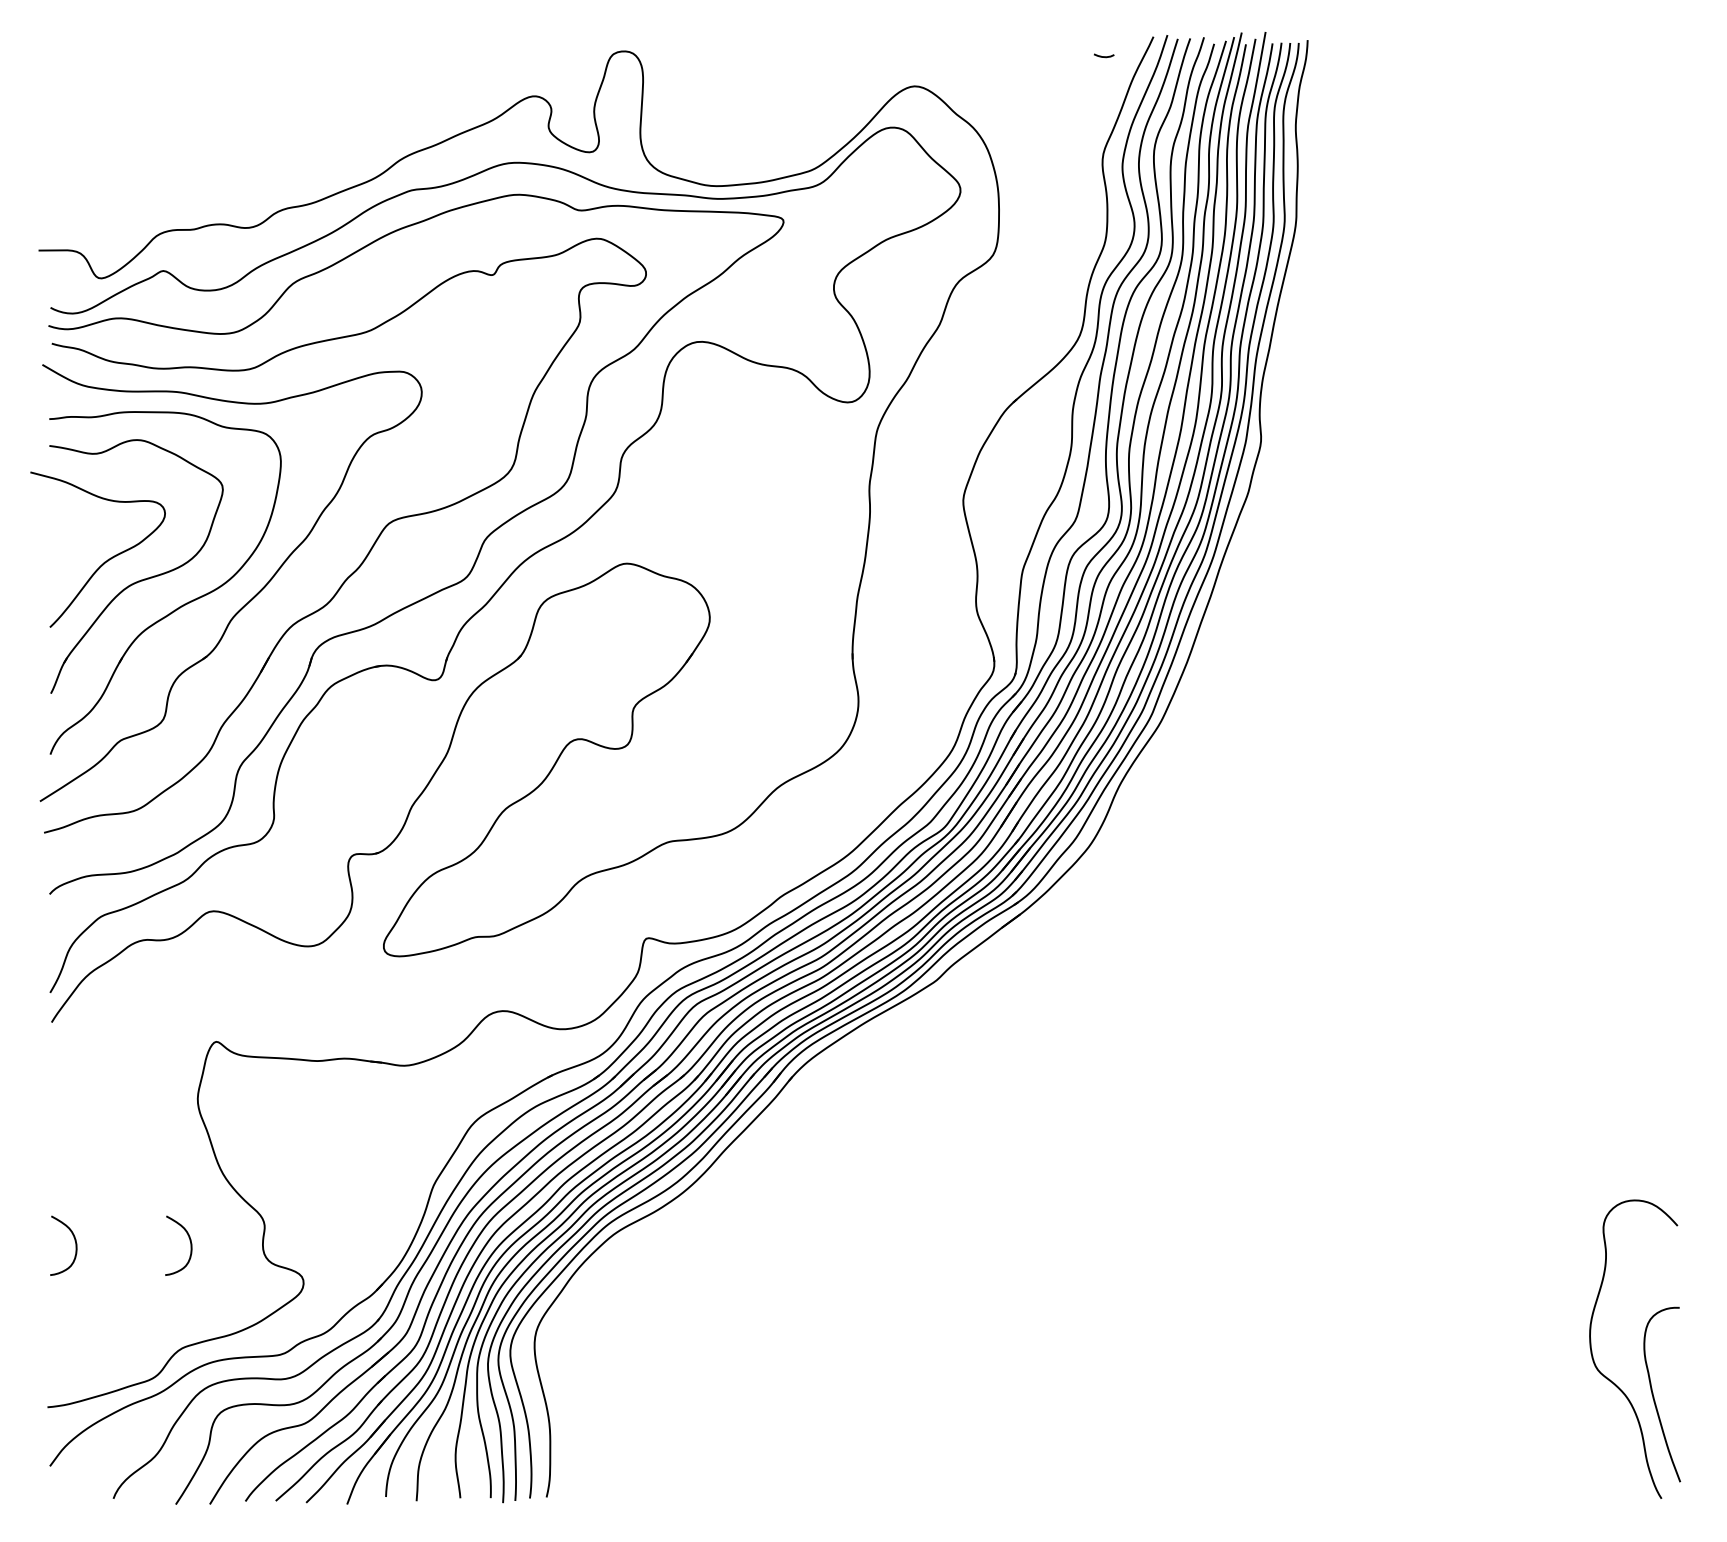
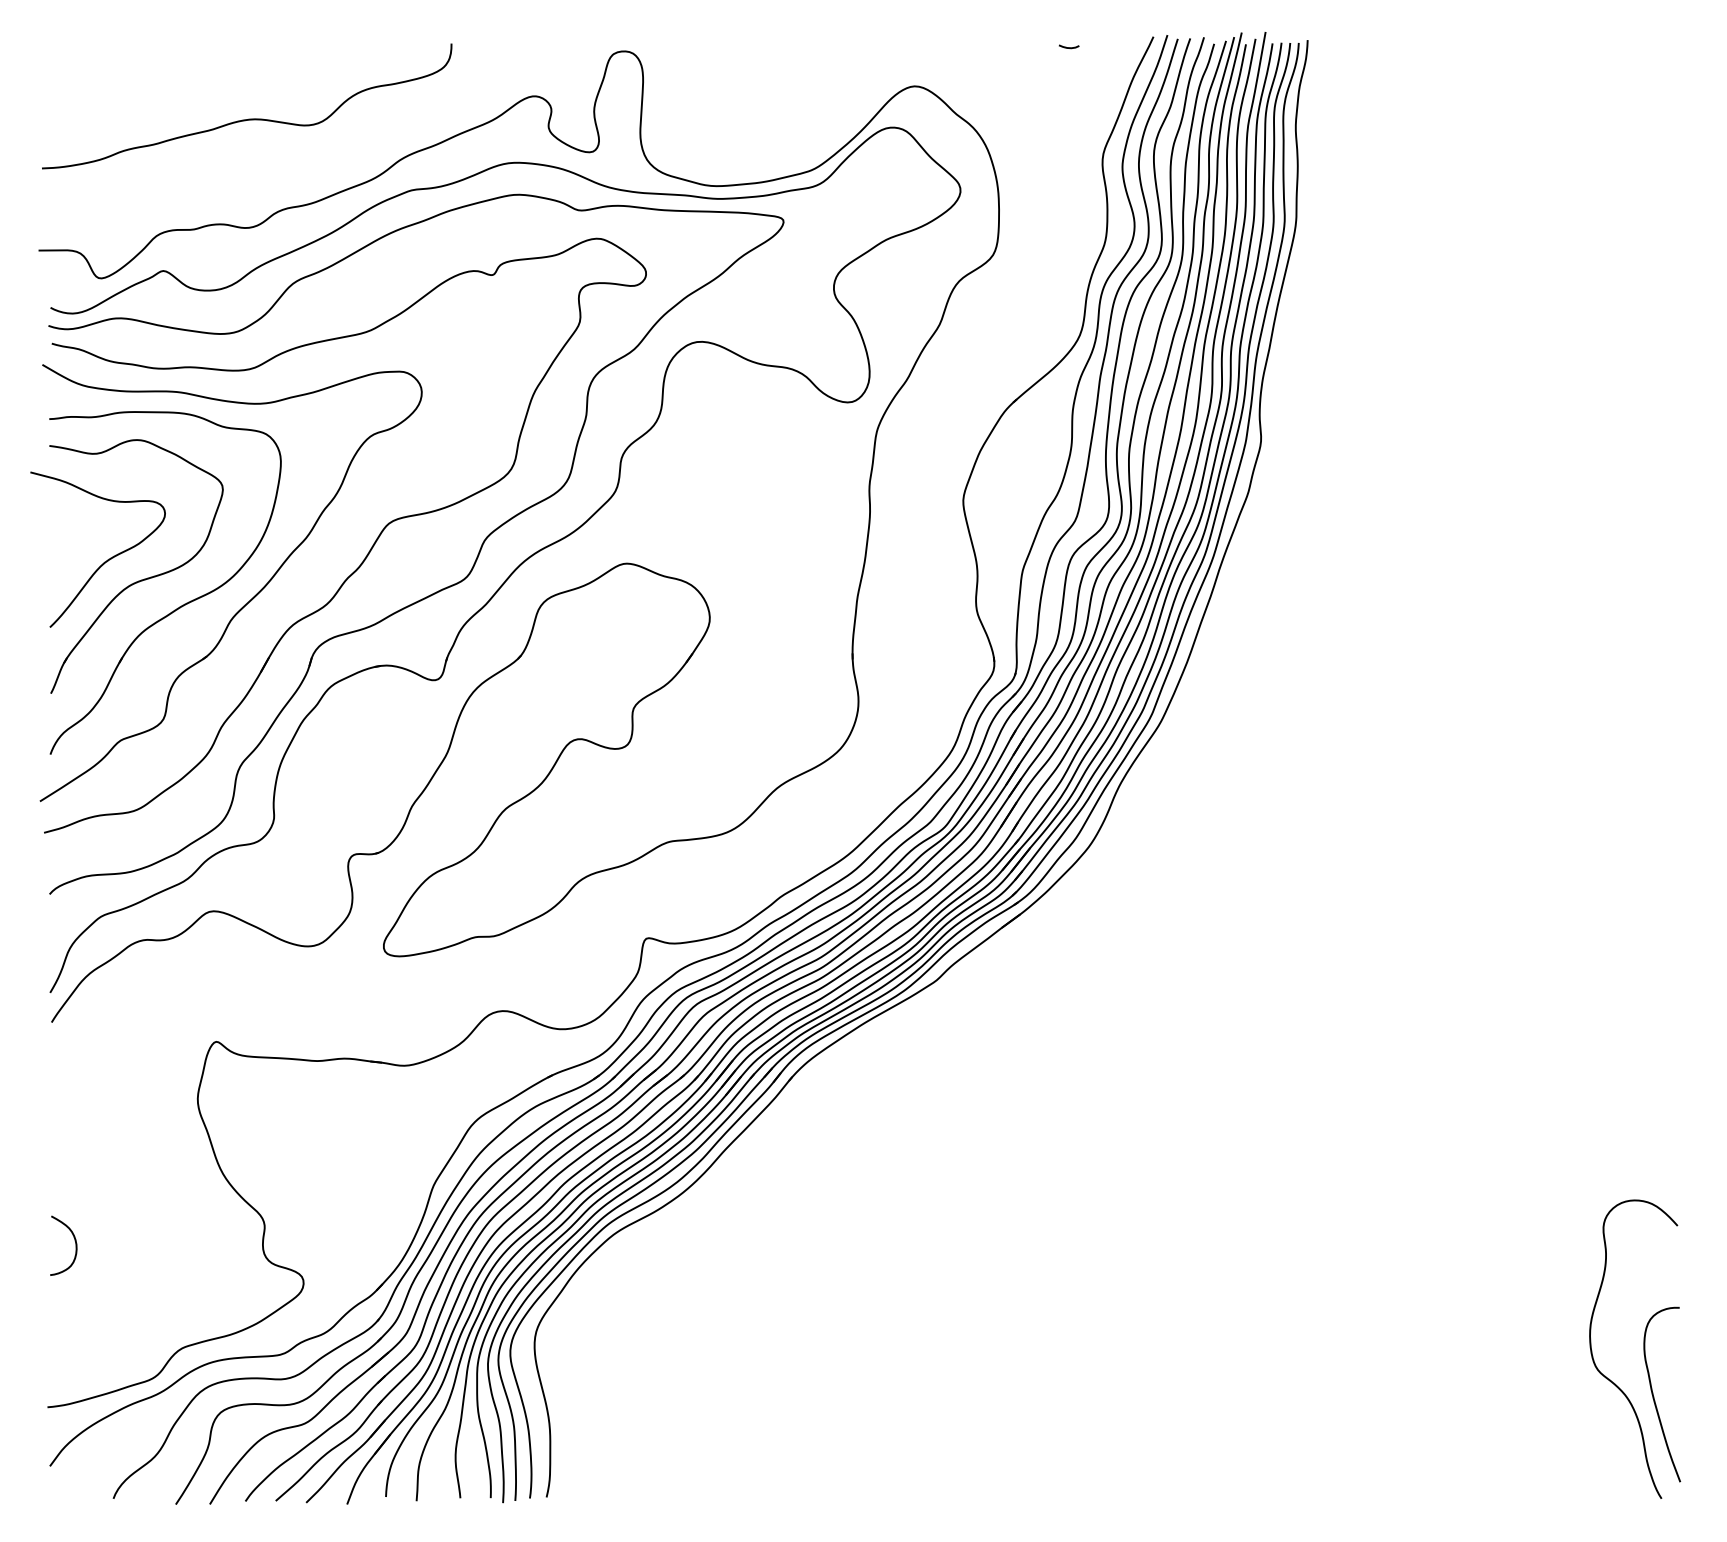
curve position: (1104, 56) -> (1069, 47) (1069, 47)
curve: none -> present (248, 118)
curve: present -> none (190, 1245)
